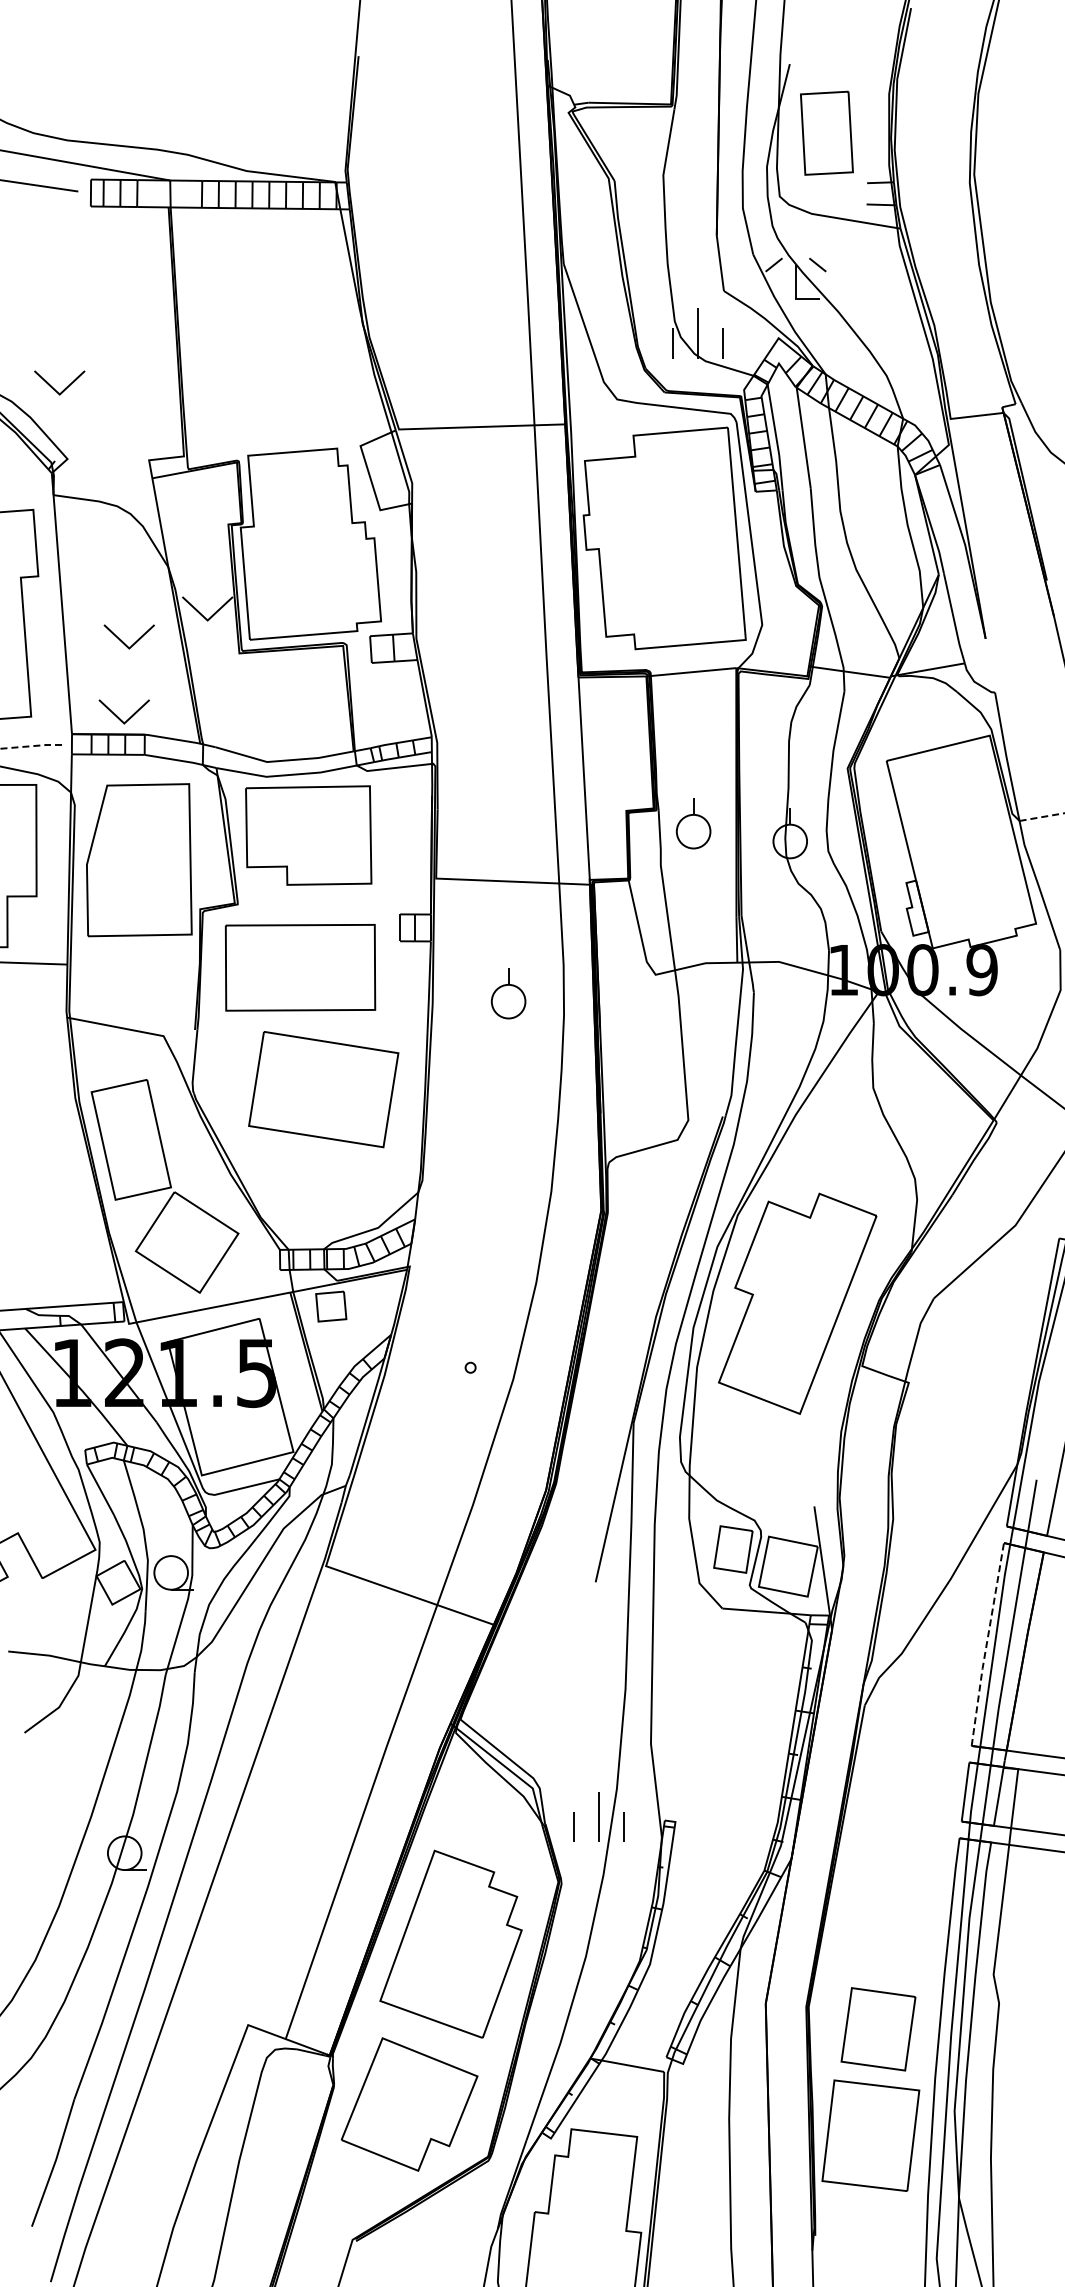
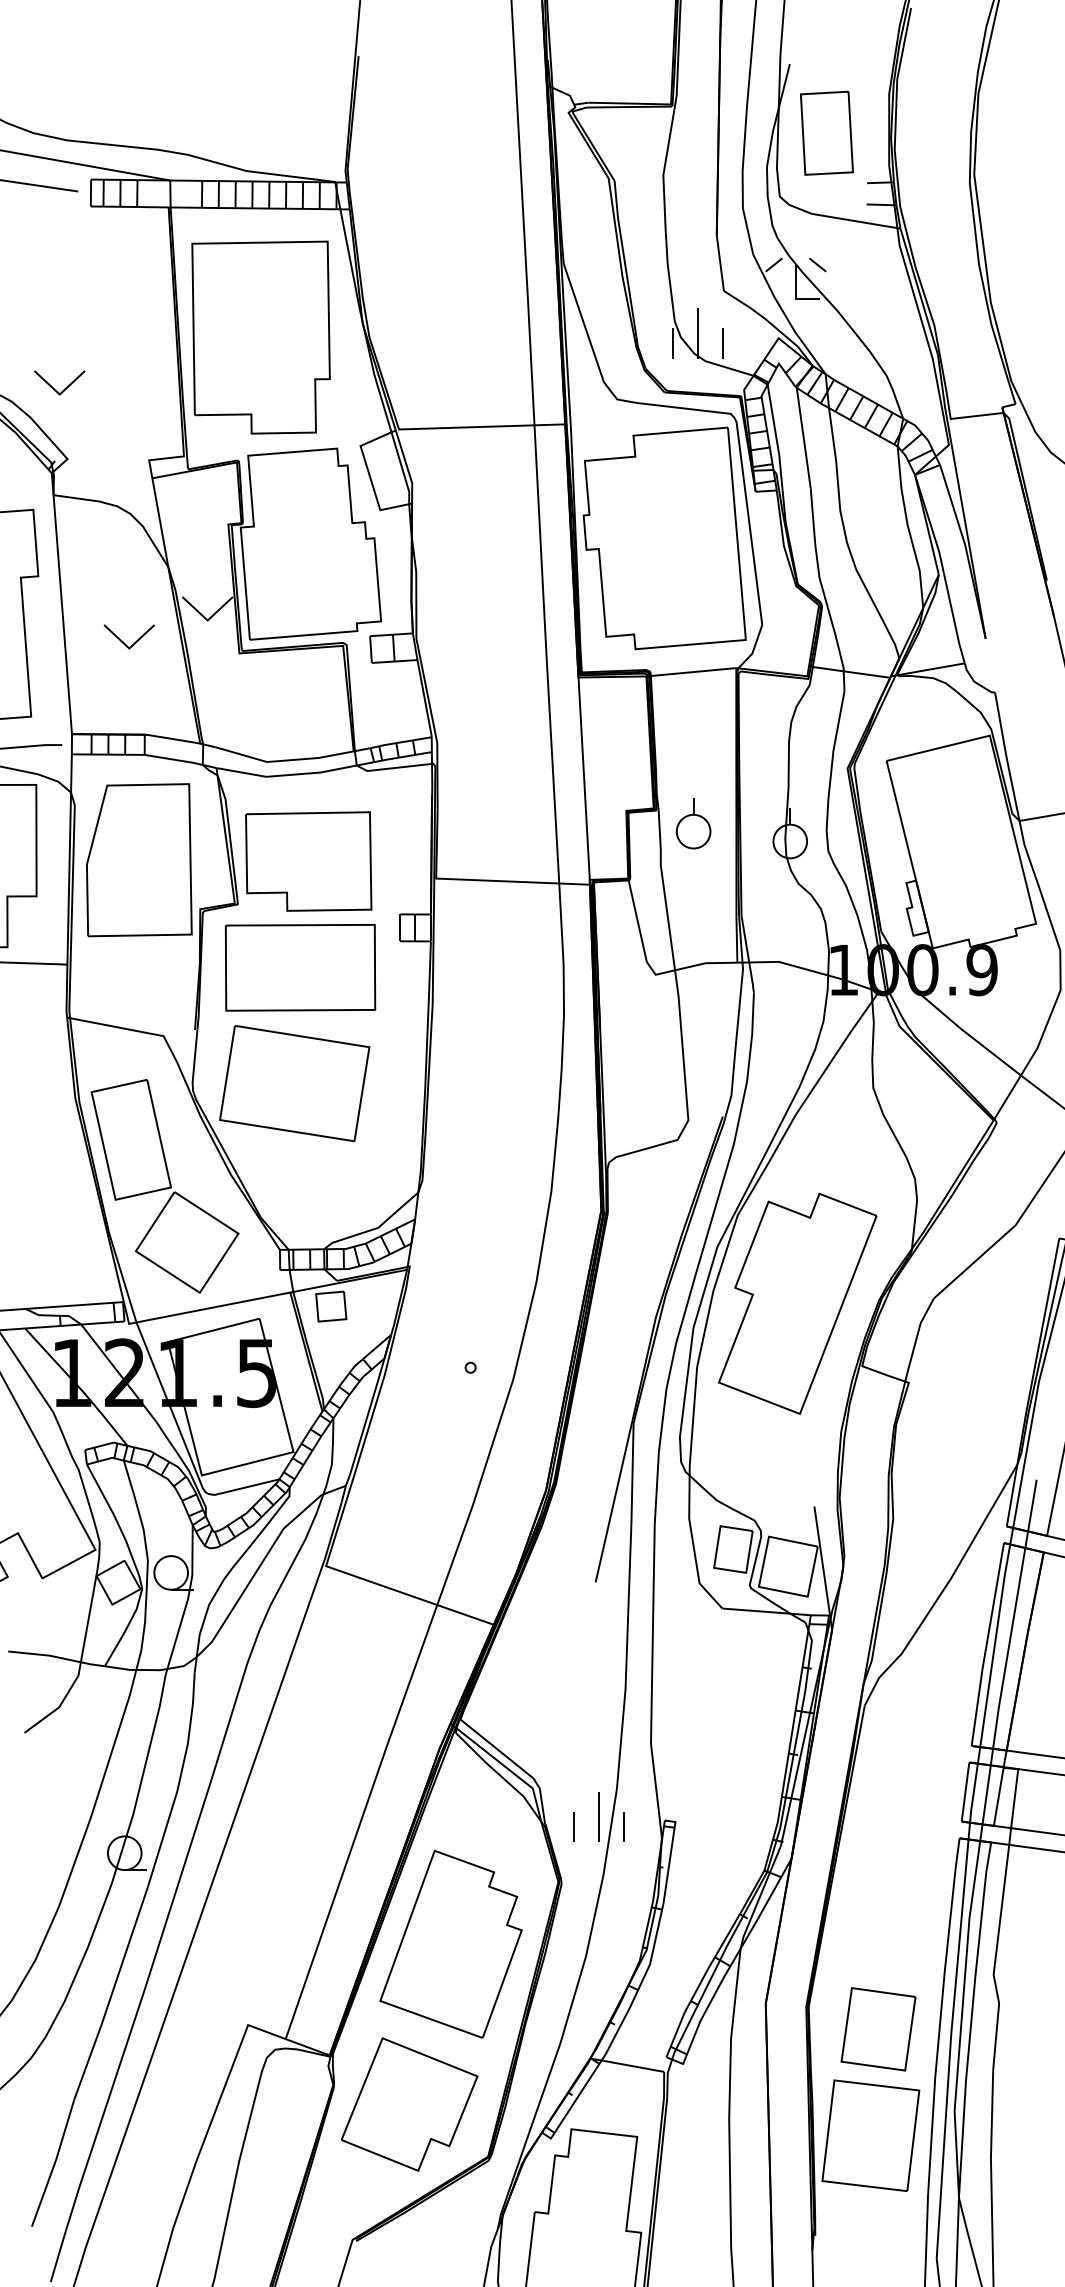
part: none -> present (260, 337)
part: present -> none (118, 716)
line: dashed -> solid (31, 746)
line: dashed -> solid (1041, 817)
part position: (308, 835) -> (308, 861) (308, 861)
part: present -> none (508, 993)
part position: (323, 1089) -> (294, 1083) (294, 1083)
line: dashed -> solid (986, 1644)
